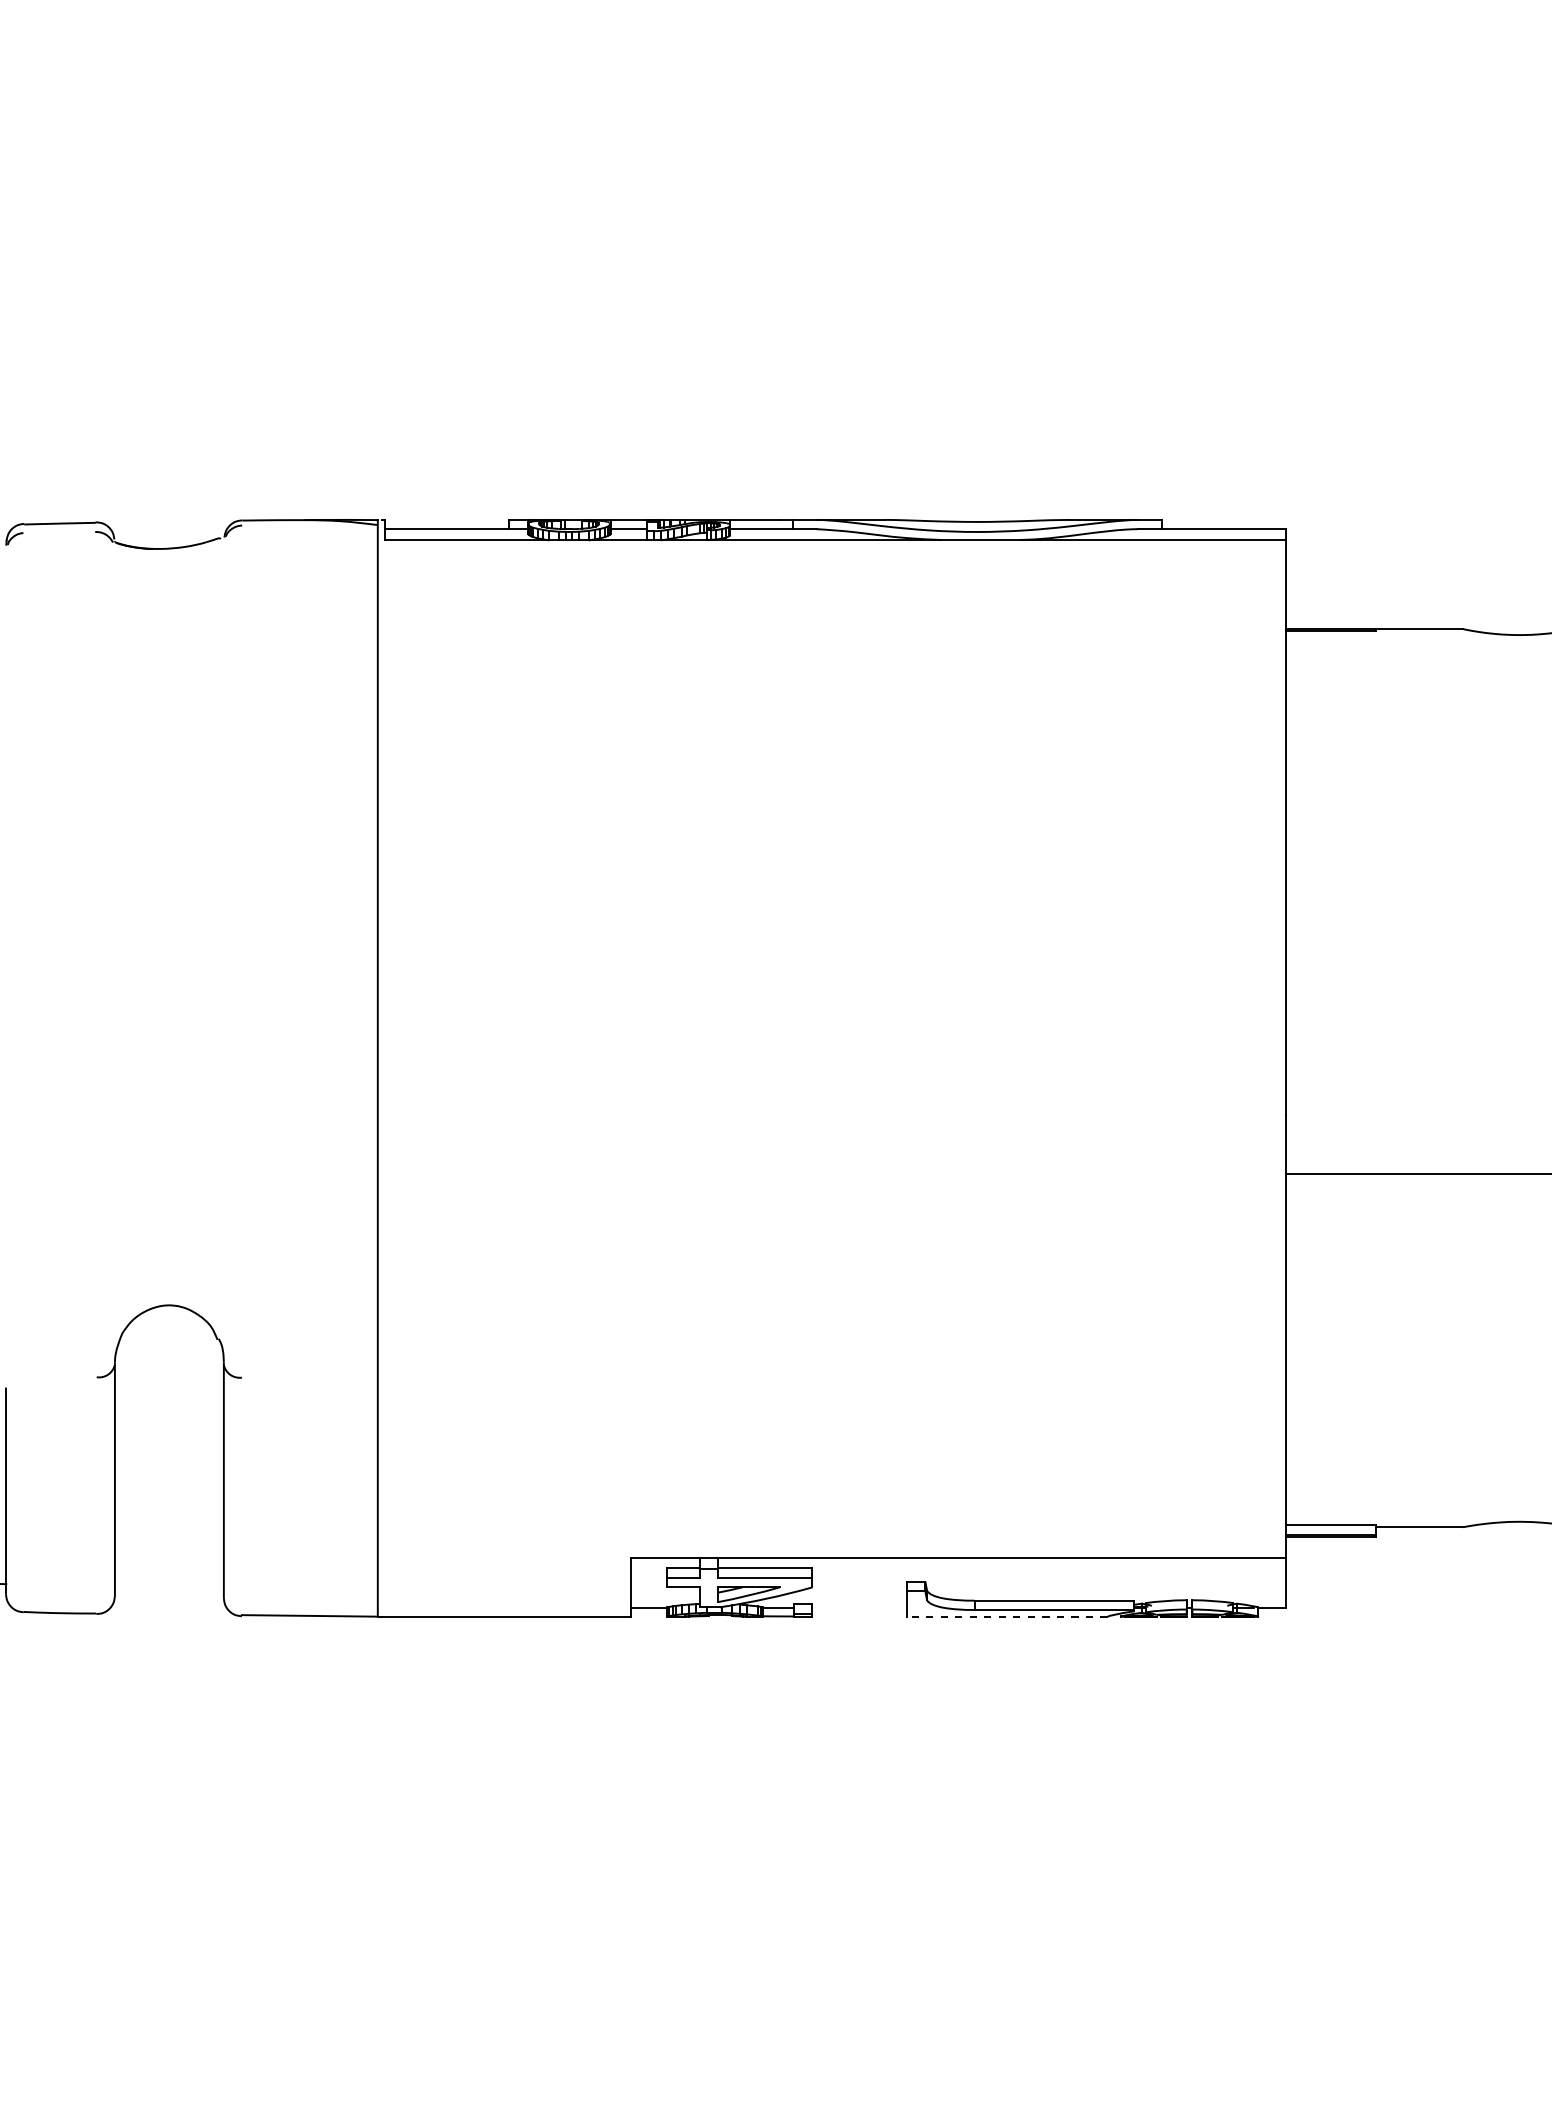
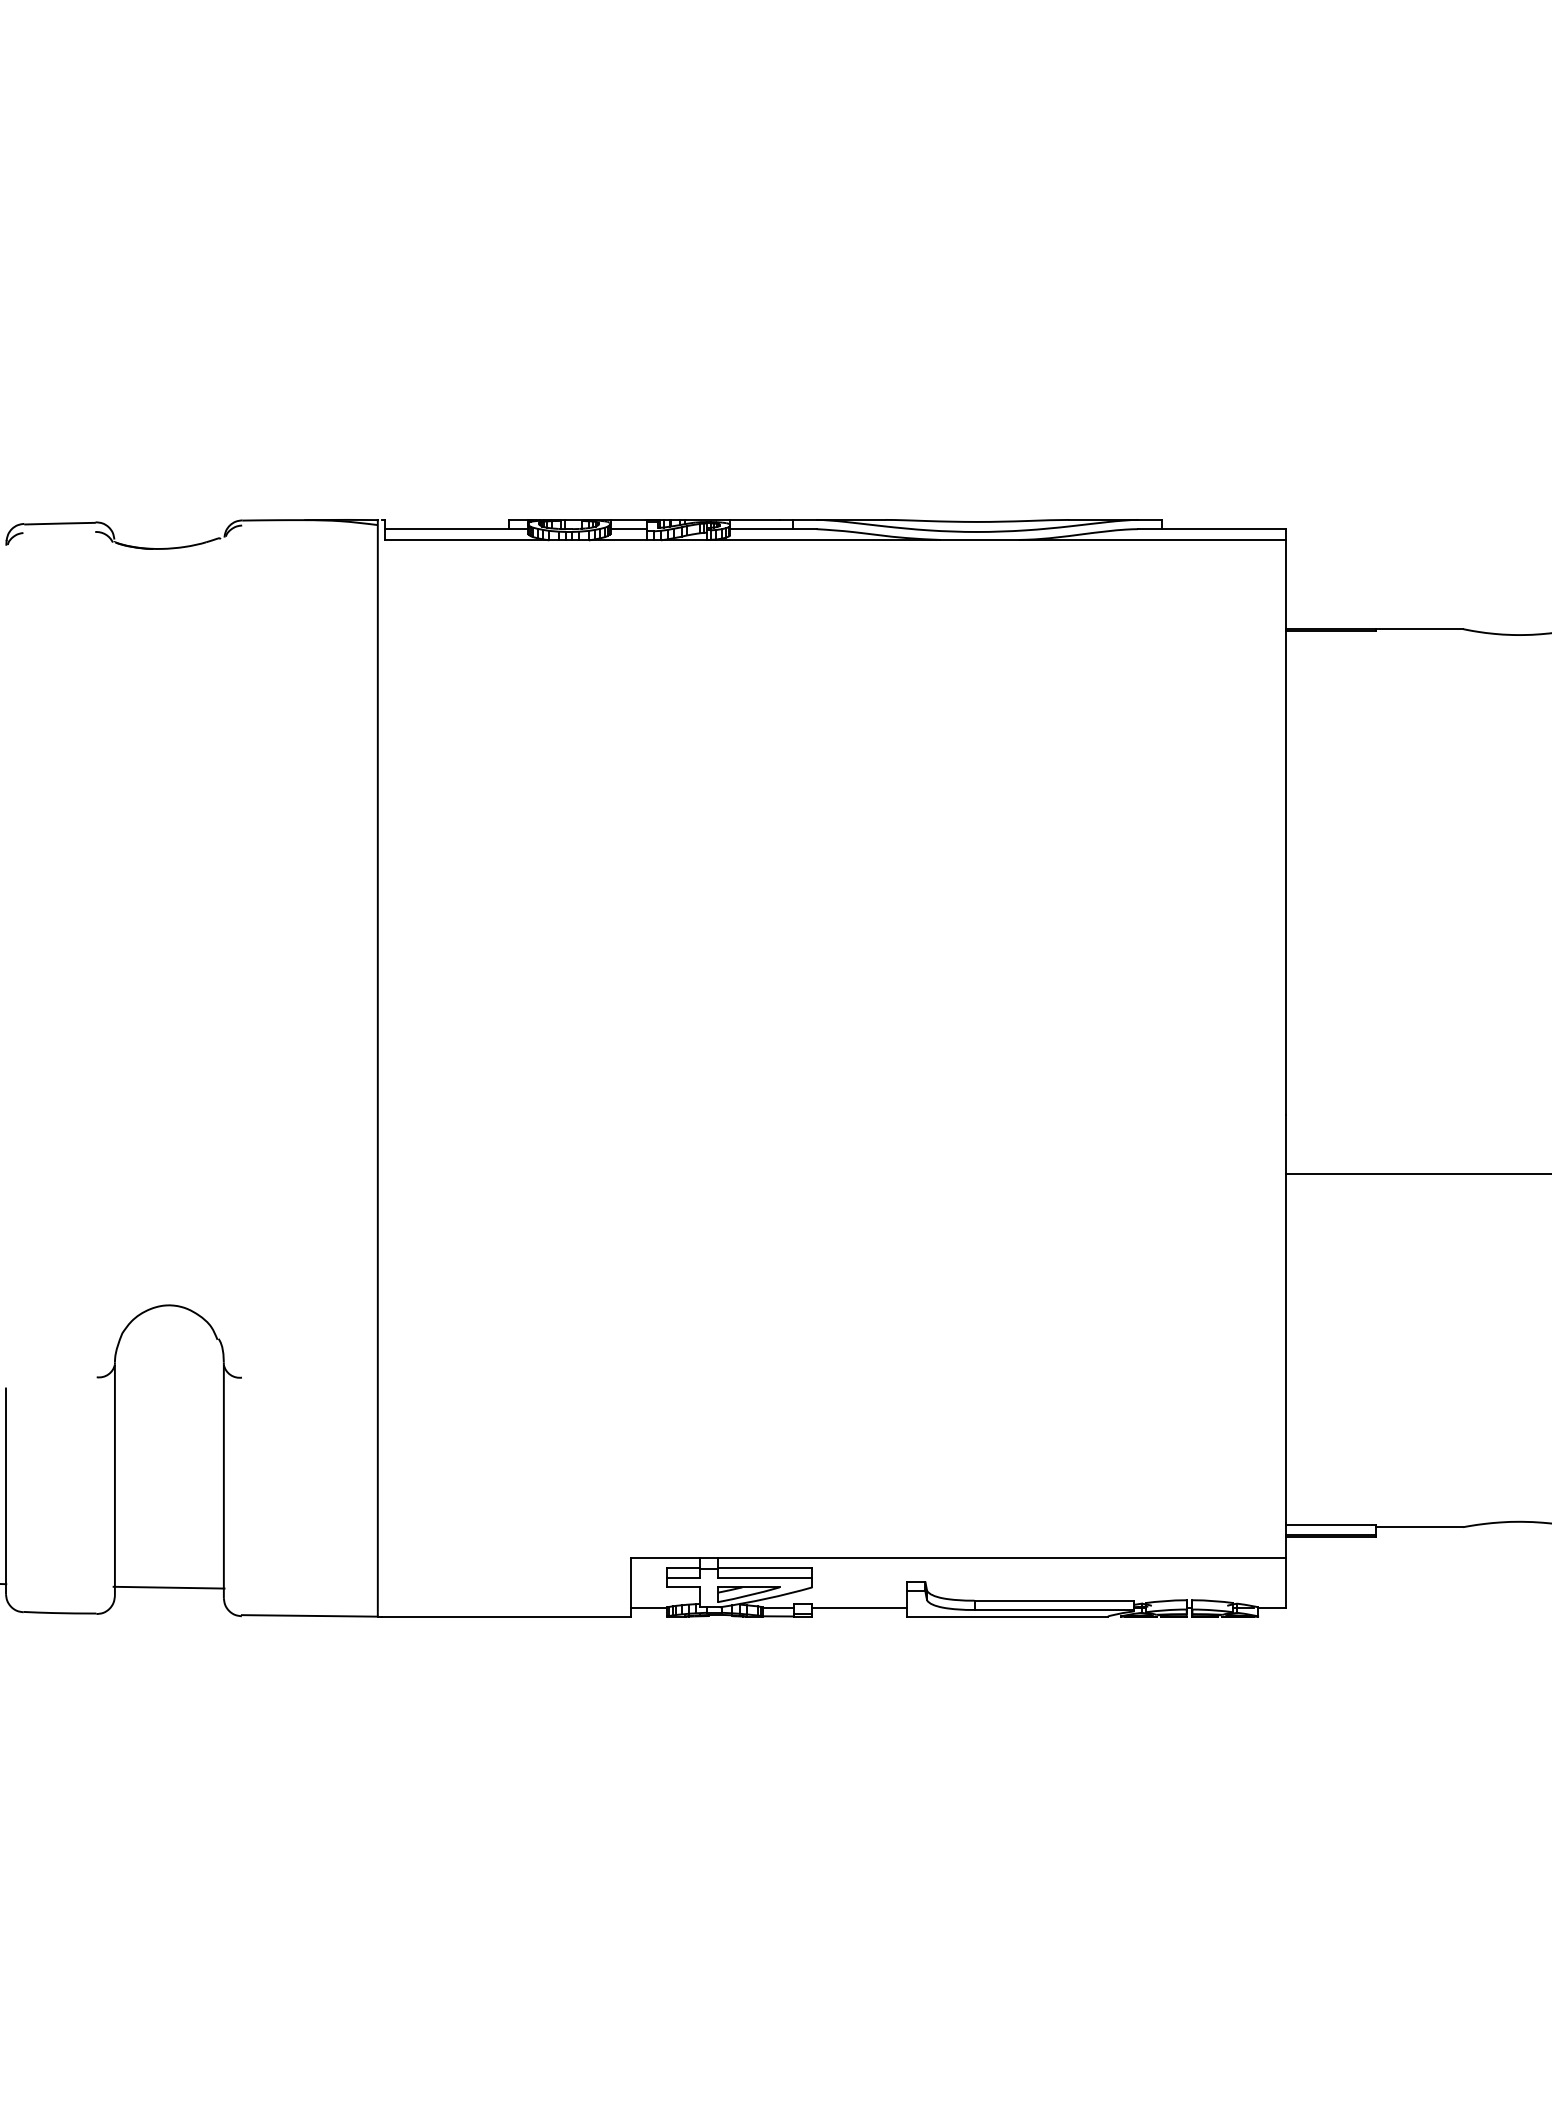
line: none -> present (168, 1587)
line: none -> present (859, 1607)
line: dashed -> solid (1006, 1616)
